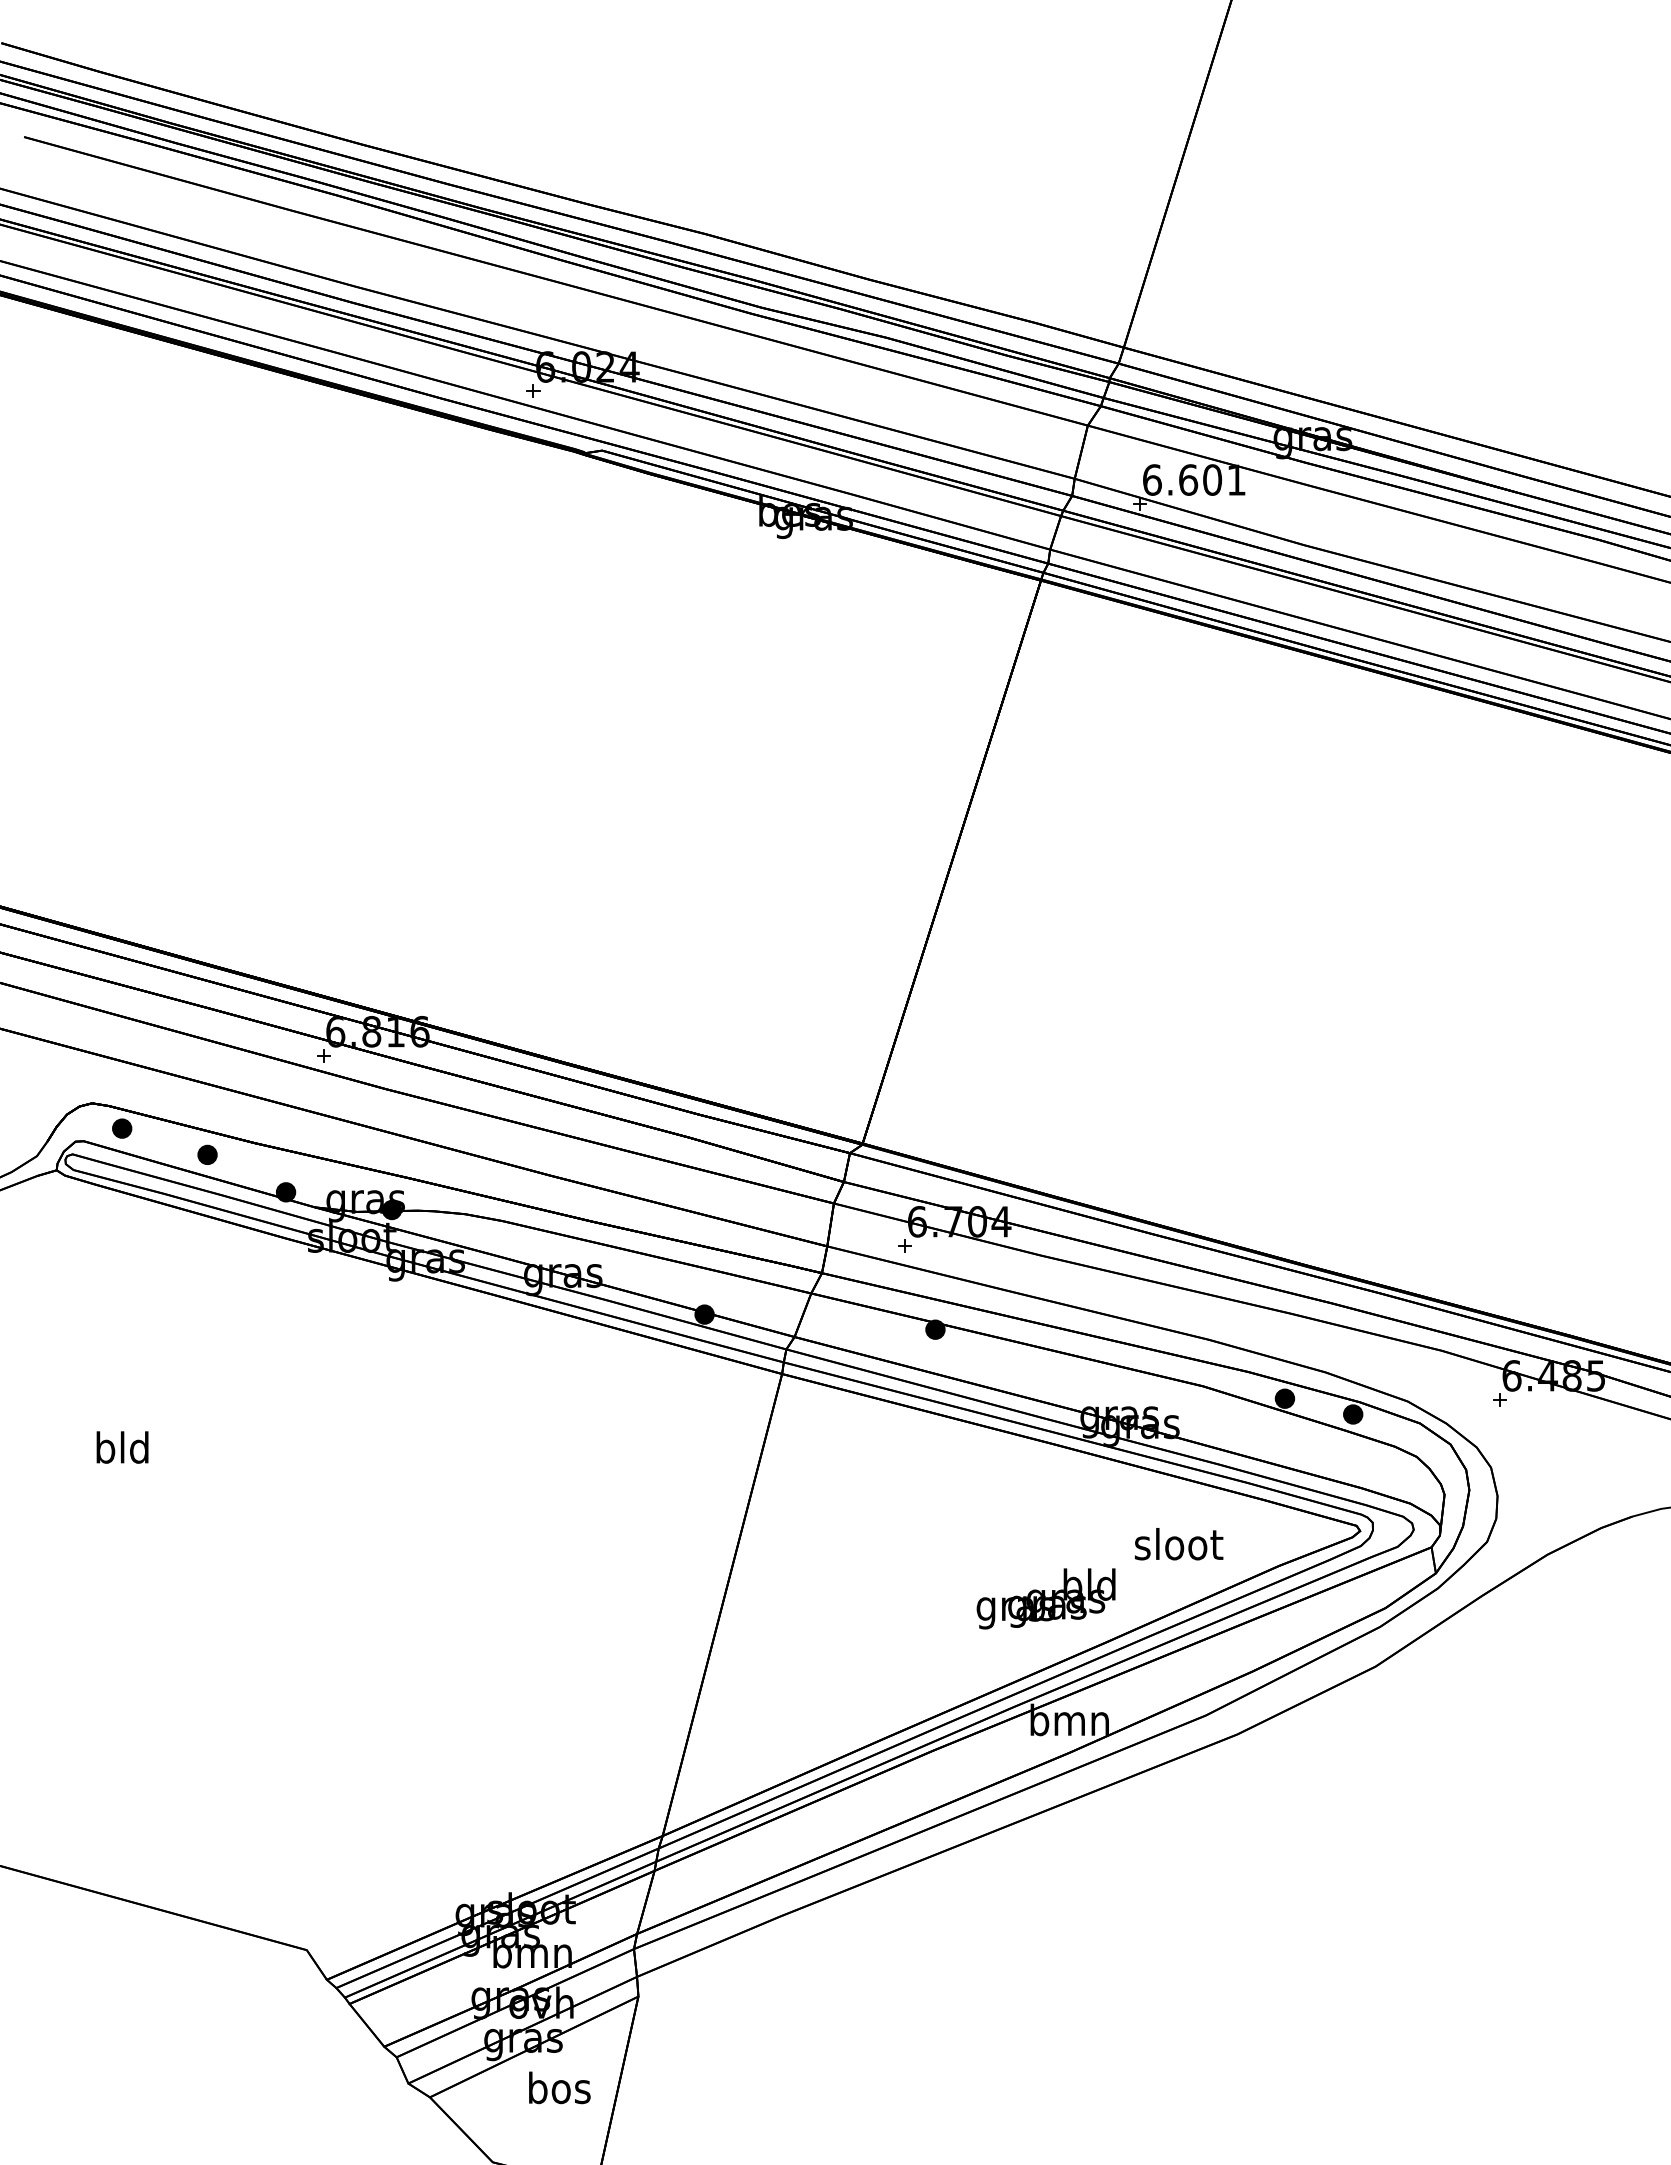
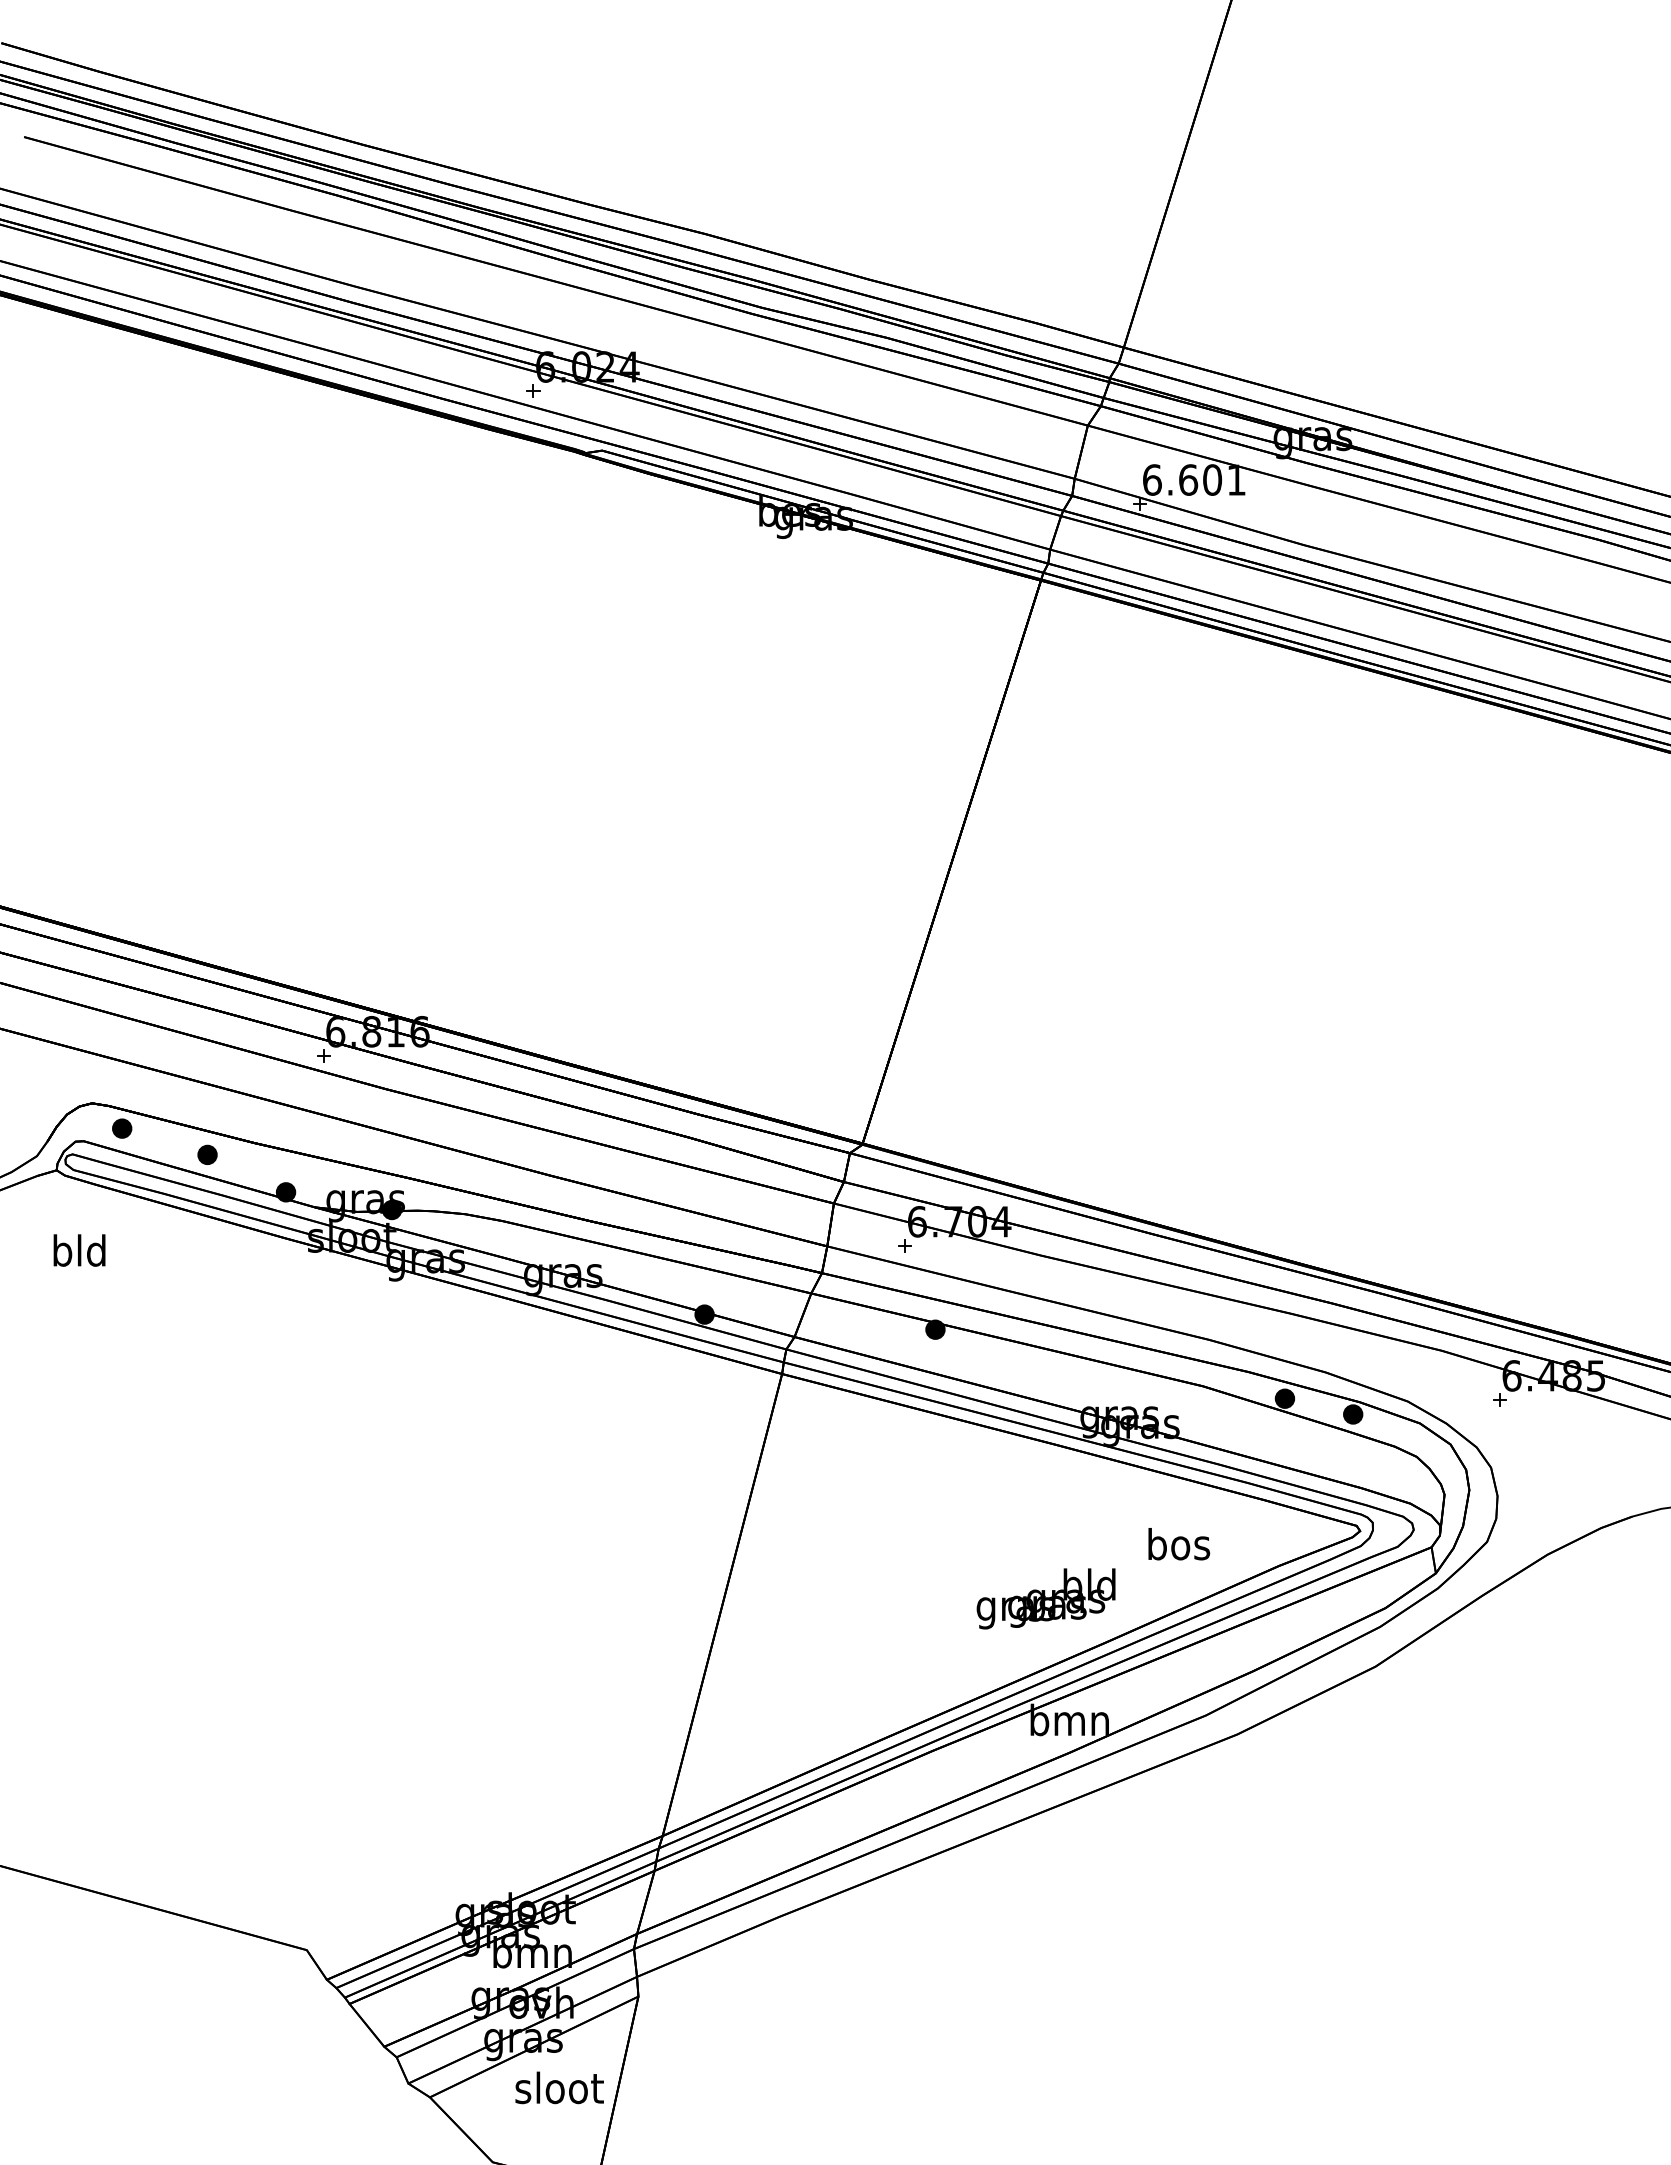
text position: (122, 1447) -> (79, 1250) (79, 1250)
text: sloot -> bos (1178, 1544)
text: bos -> sloot (559, 2087)
